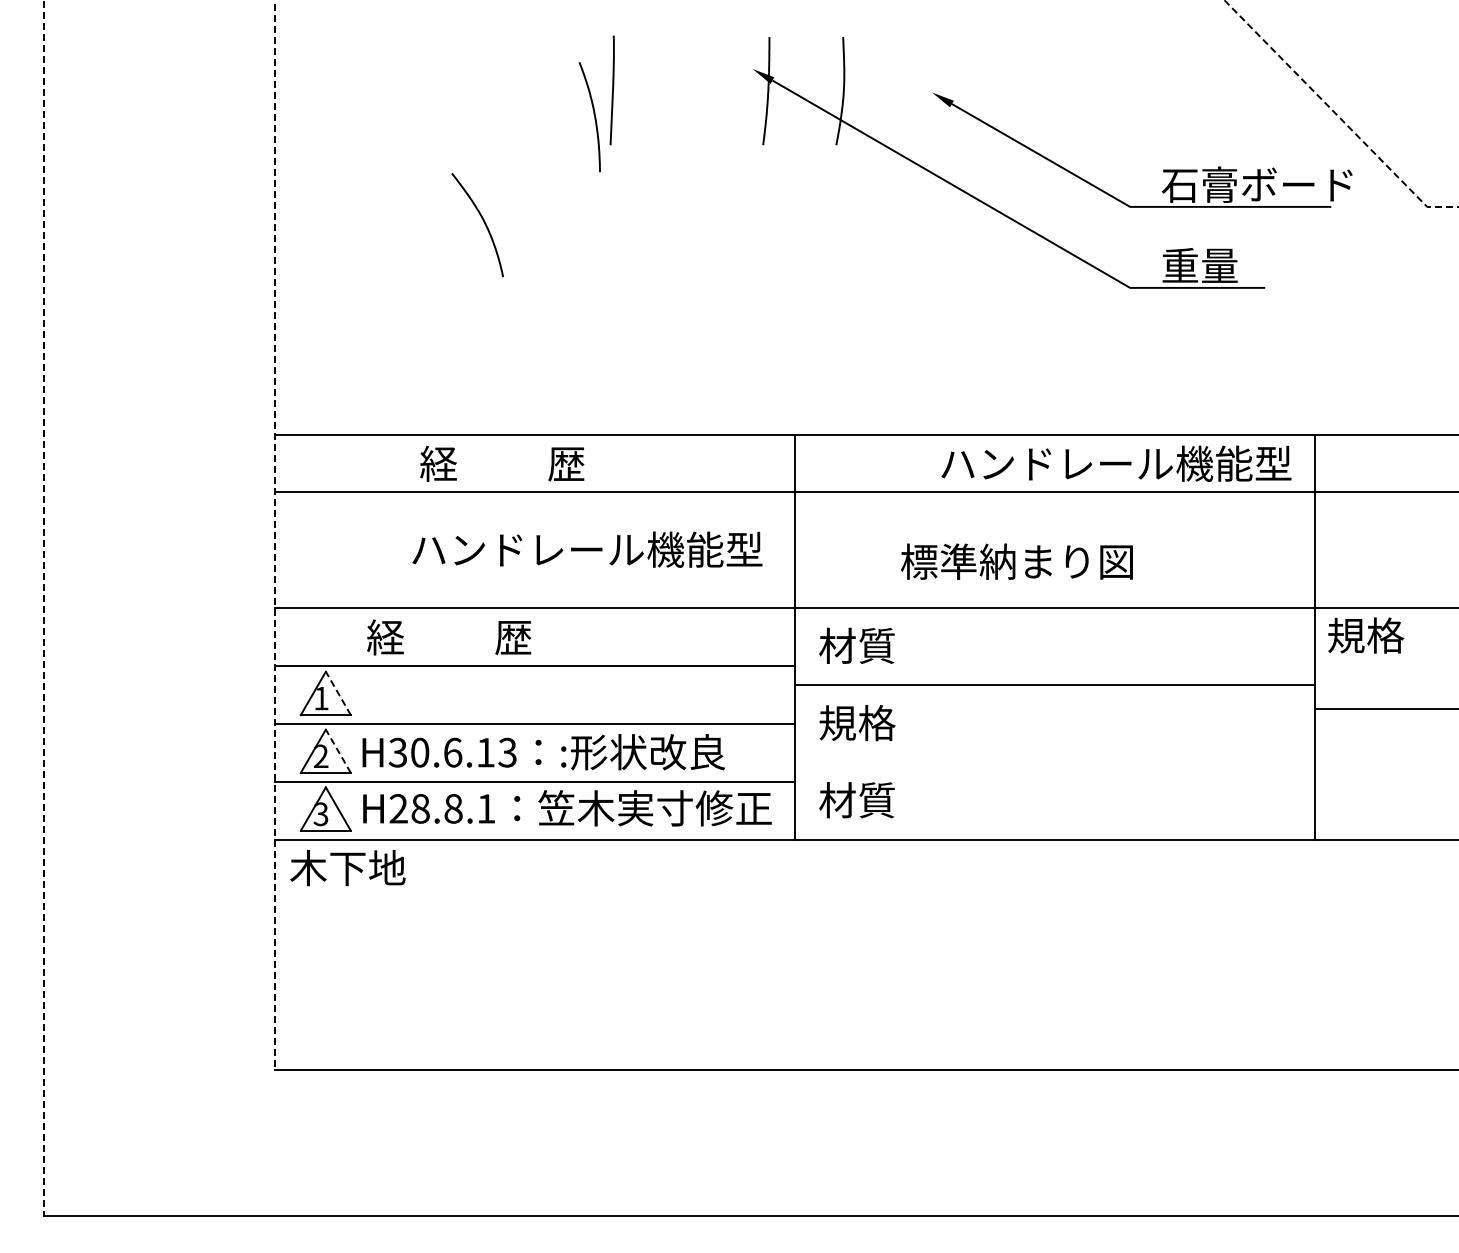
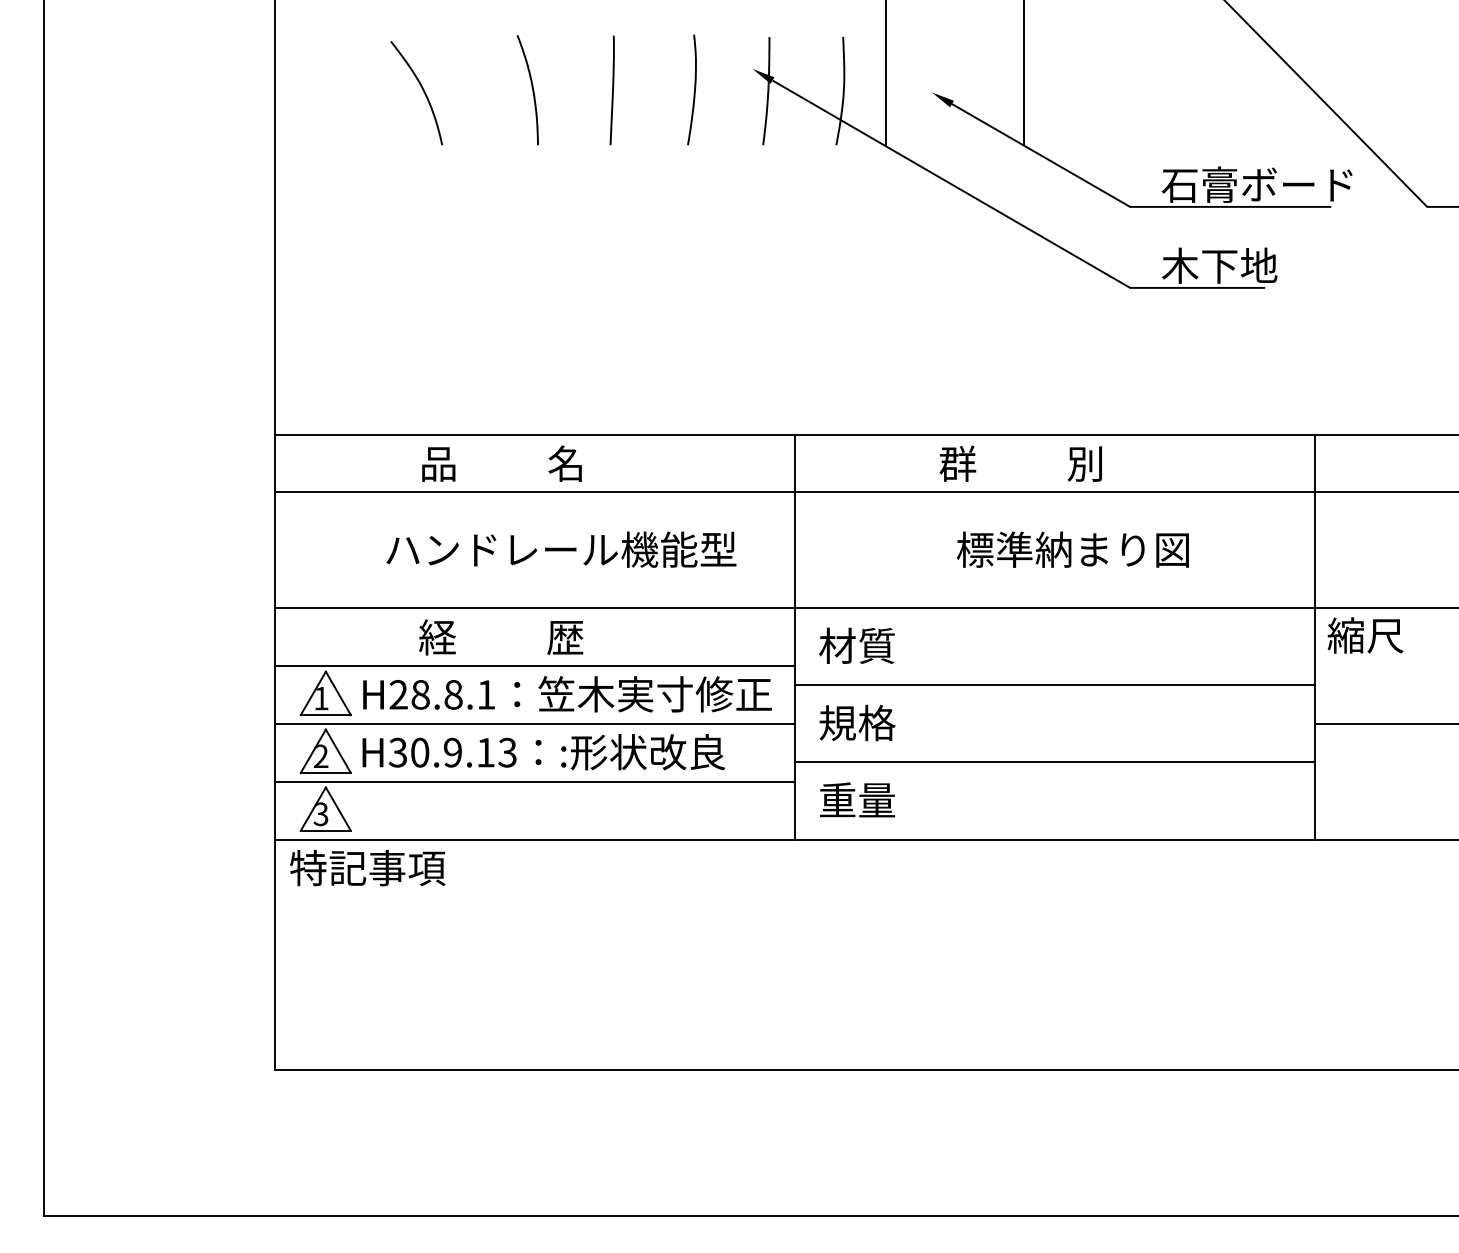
line: none -> present (885, 73)
line: none -> present (1024, 73)
curve: none -> present (694, 89)
curve position: (593, 114) -> (531, 87) (531, 87)
line: dashed -> solid (1337, 114)
curve position: (483, 222) -> (422, 90) (422, 90)
text: 重量 -> 木下地 (1219, 265)
text: 経          歴 -> 品          名 (502, 463)
text: ハンドレール機能型 -> 群          別 (1115, 463)
line: dashed -> solid (275, 535)
text position: (587, 549) -> (561, 549) (561, 549)
text position: (1016, 561) -> (1072, 549) (1072, 549)
line: dashed -> solid (43, 608)
text: 規格 -> 縮尺 (1365, 635)
text position: (449, 637) -> (501, 637) (501, 637)
line: dashed -> solid (338, 693)
line position: (1385, 708) -> (1385, 723) (1385, 723)
line: dashed -> solid (338, 750)
text: H30.6.13 -> H30.9.13 (453, 752)
line: none -> present (1054, 762)
text: 材質 -> 重量 (857, 800)
text position: (567, 808) -> (567, 694) (567, 694)
text: 木下地 -> 特記事項 (367, 867)
